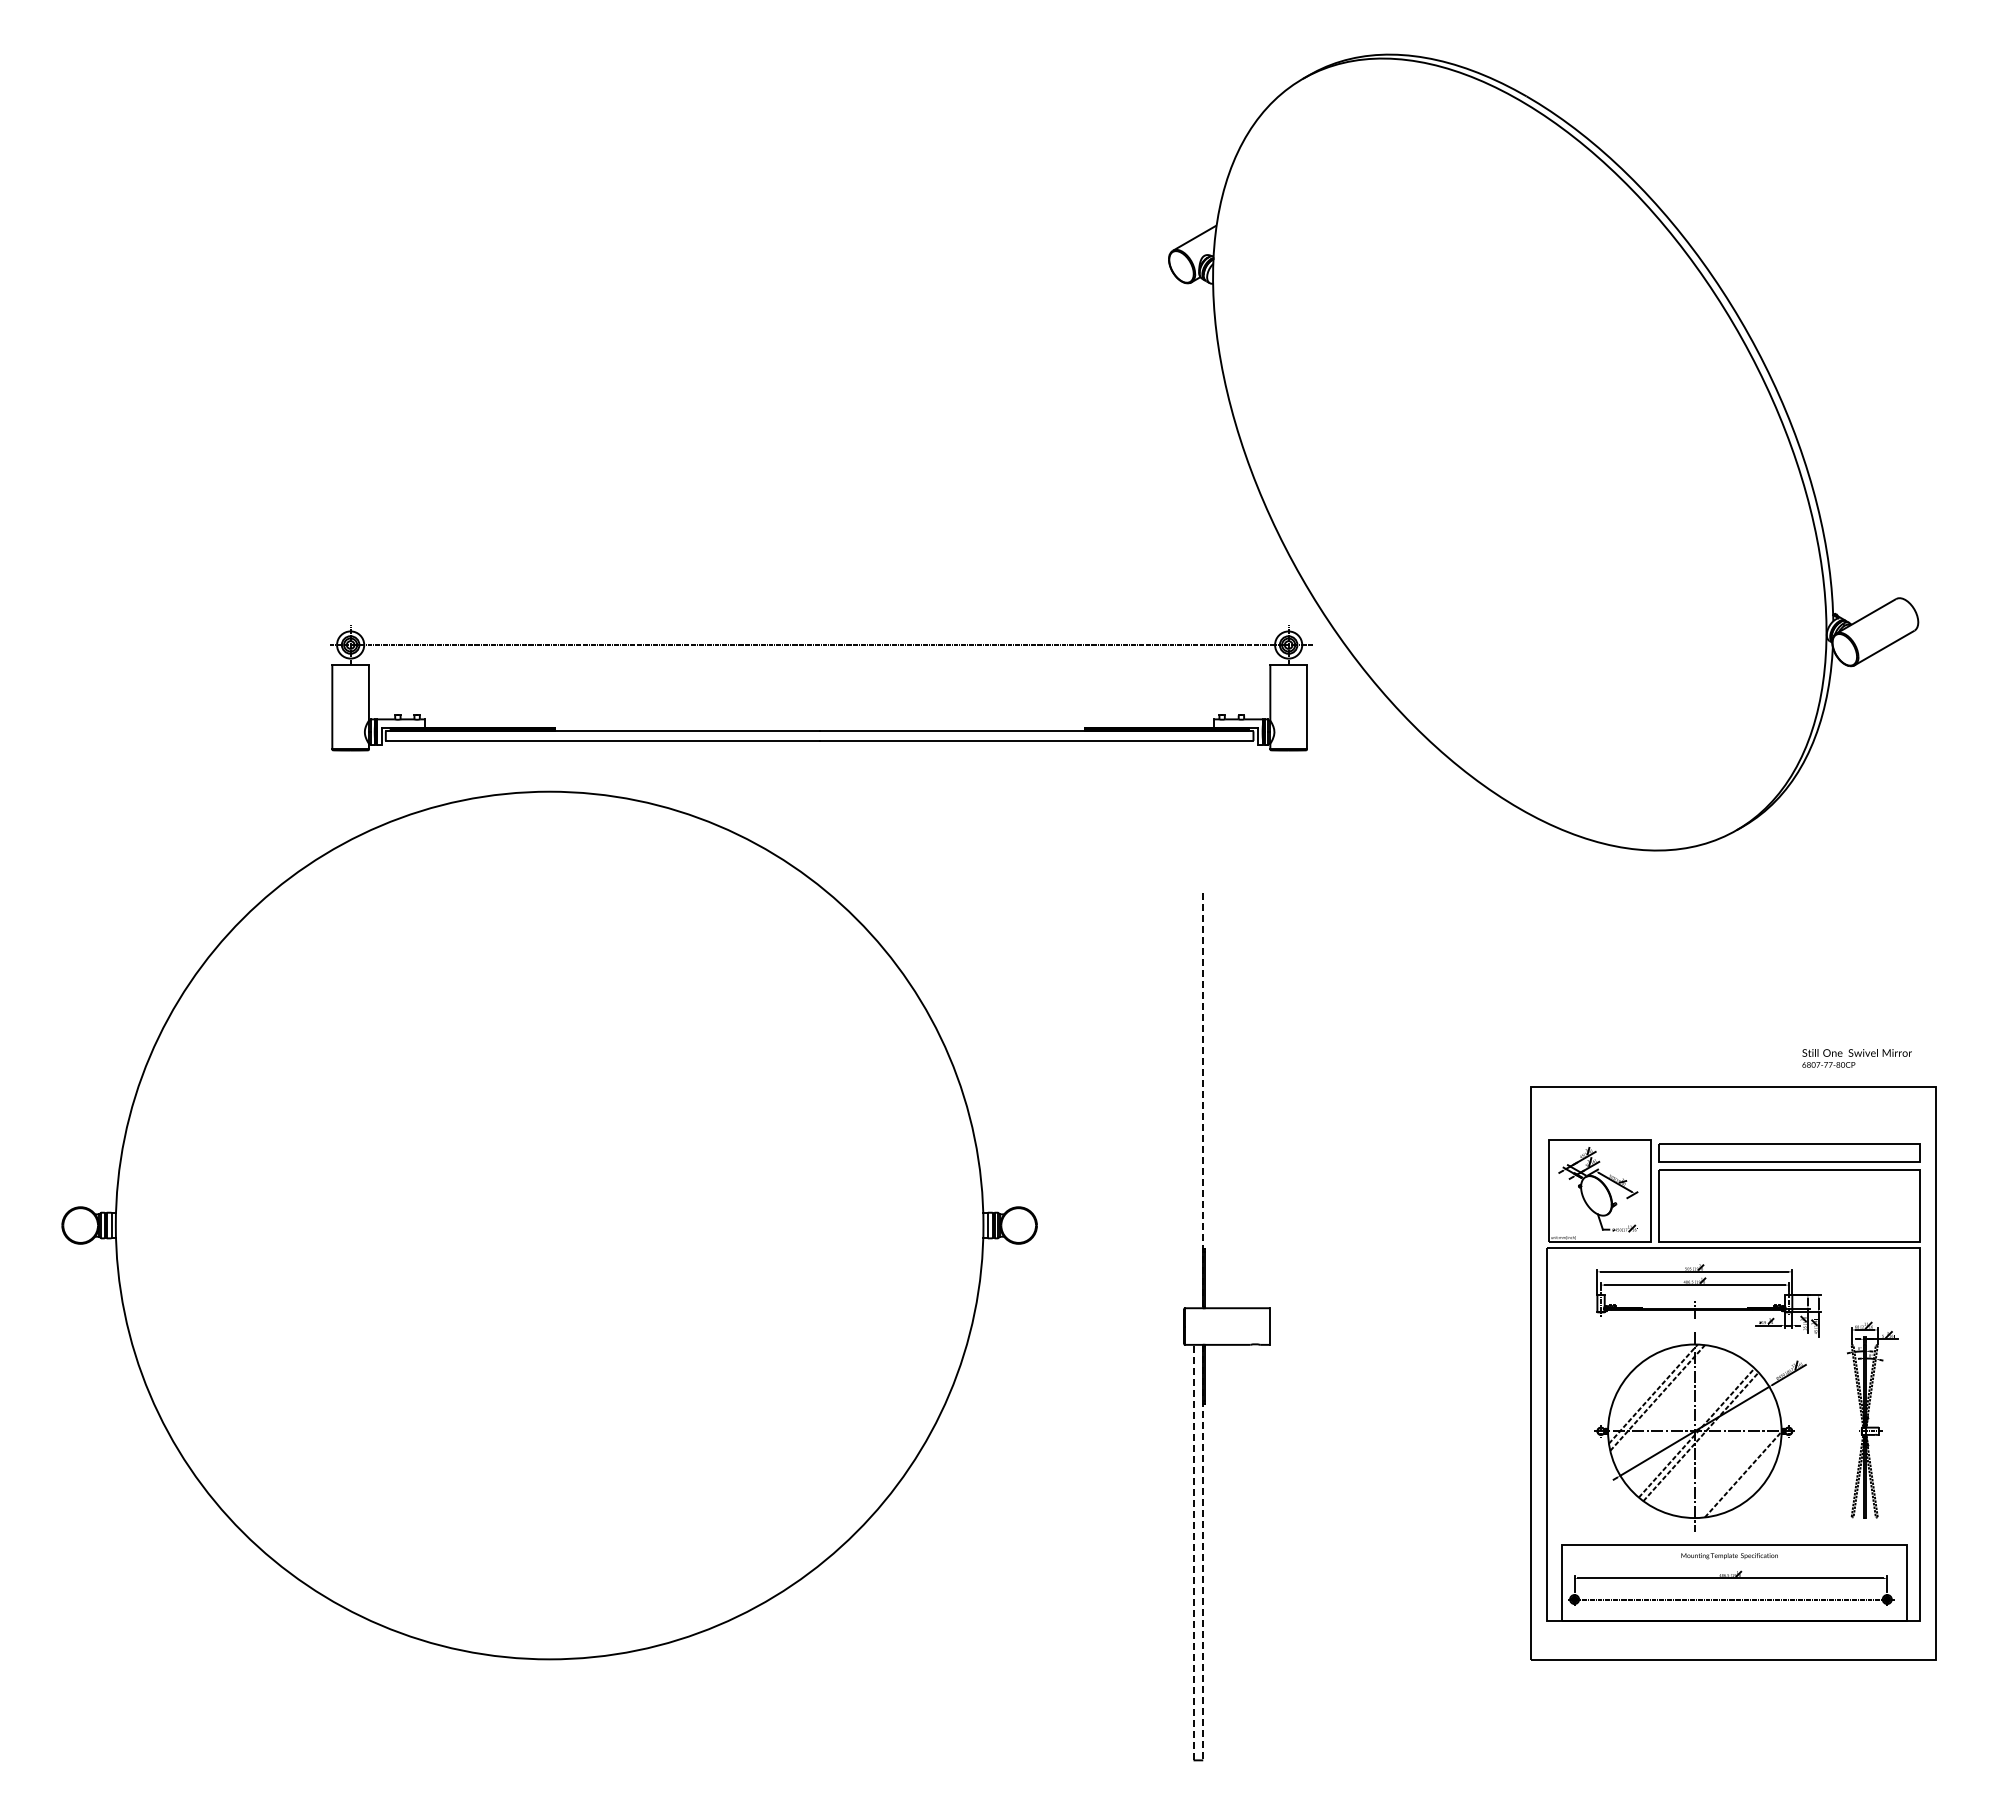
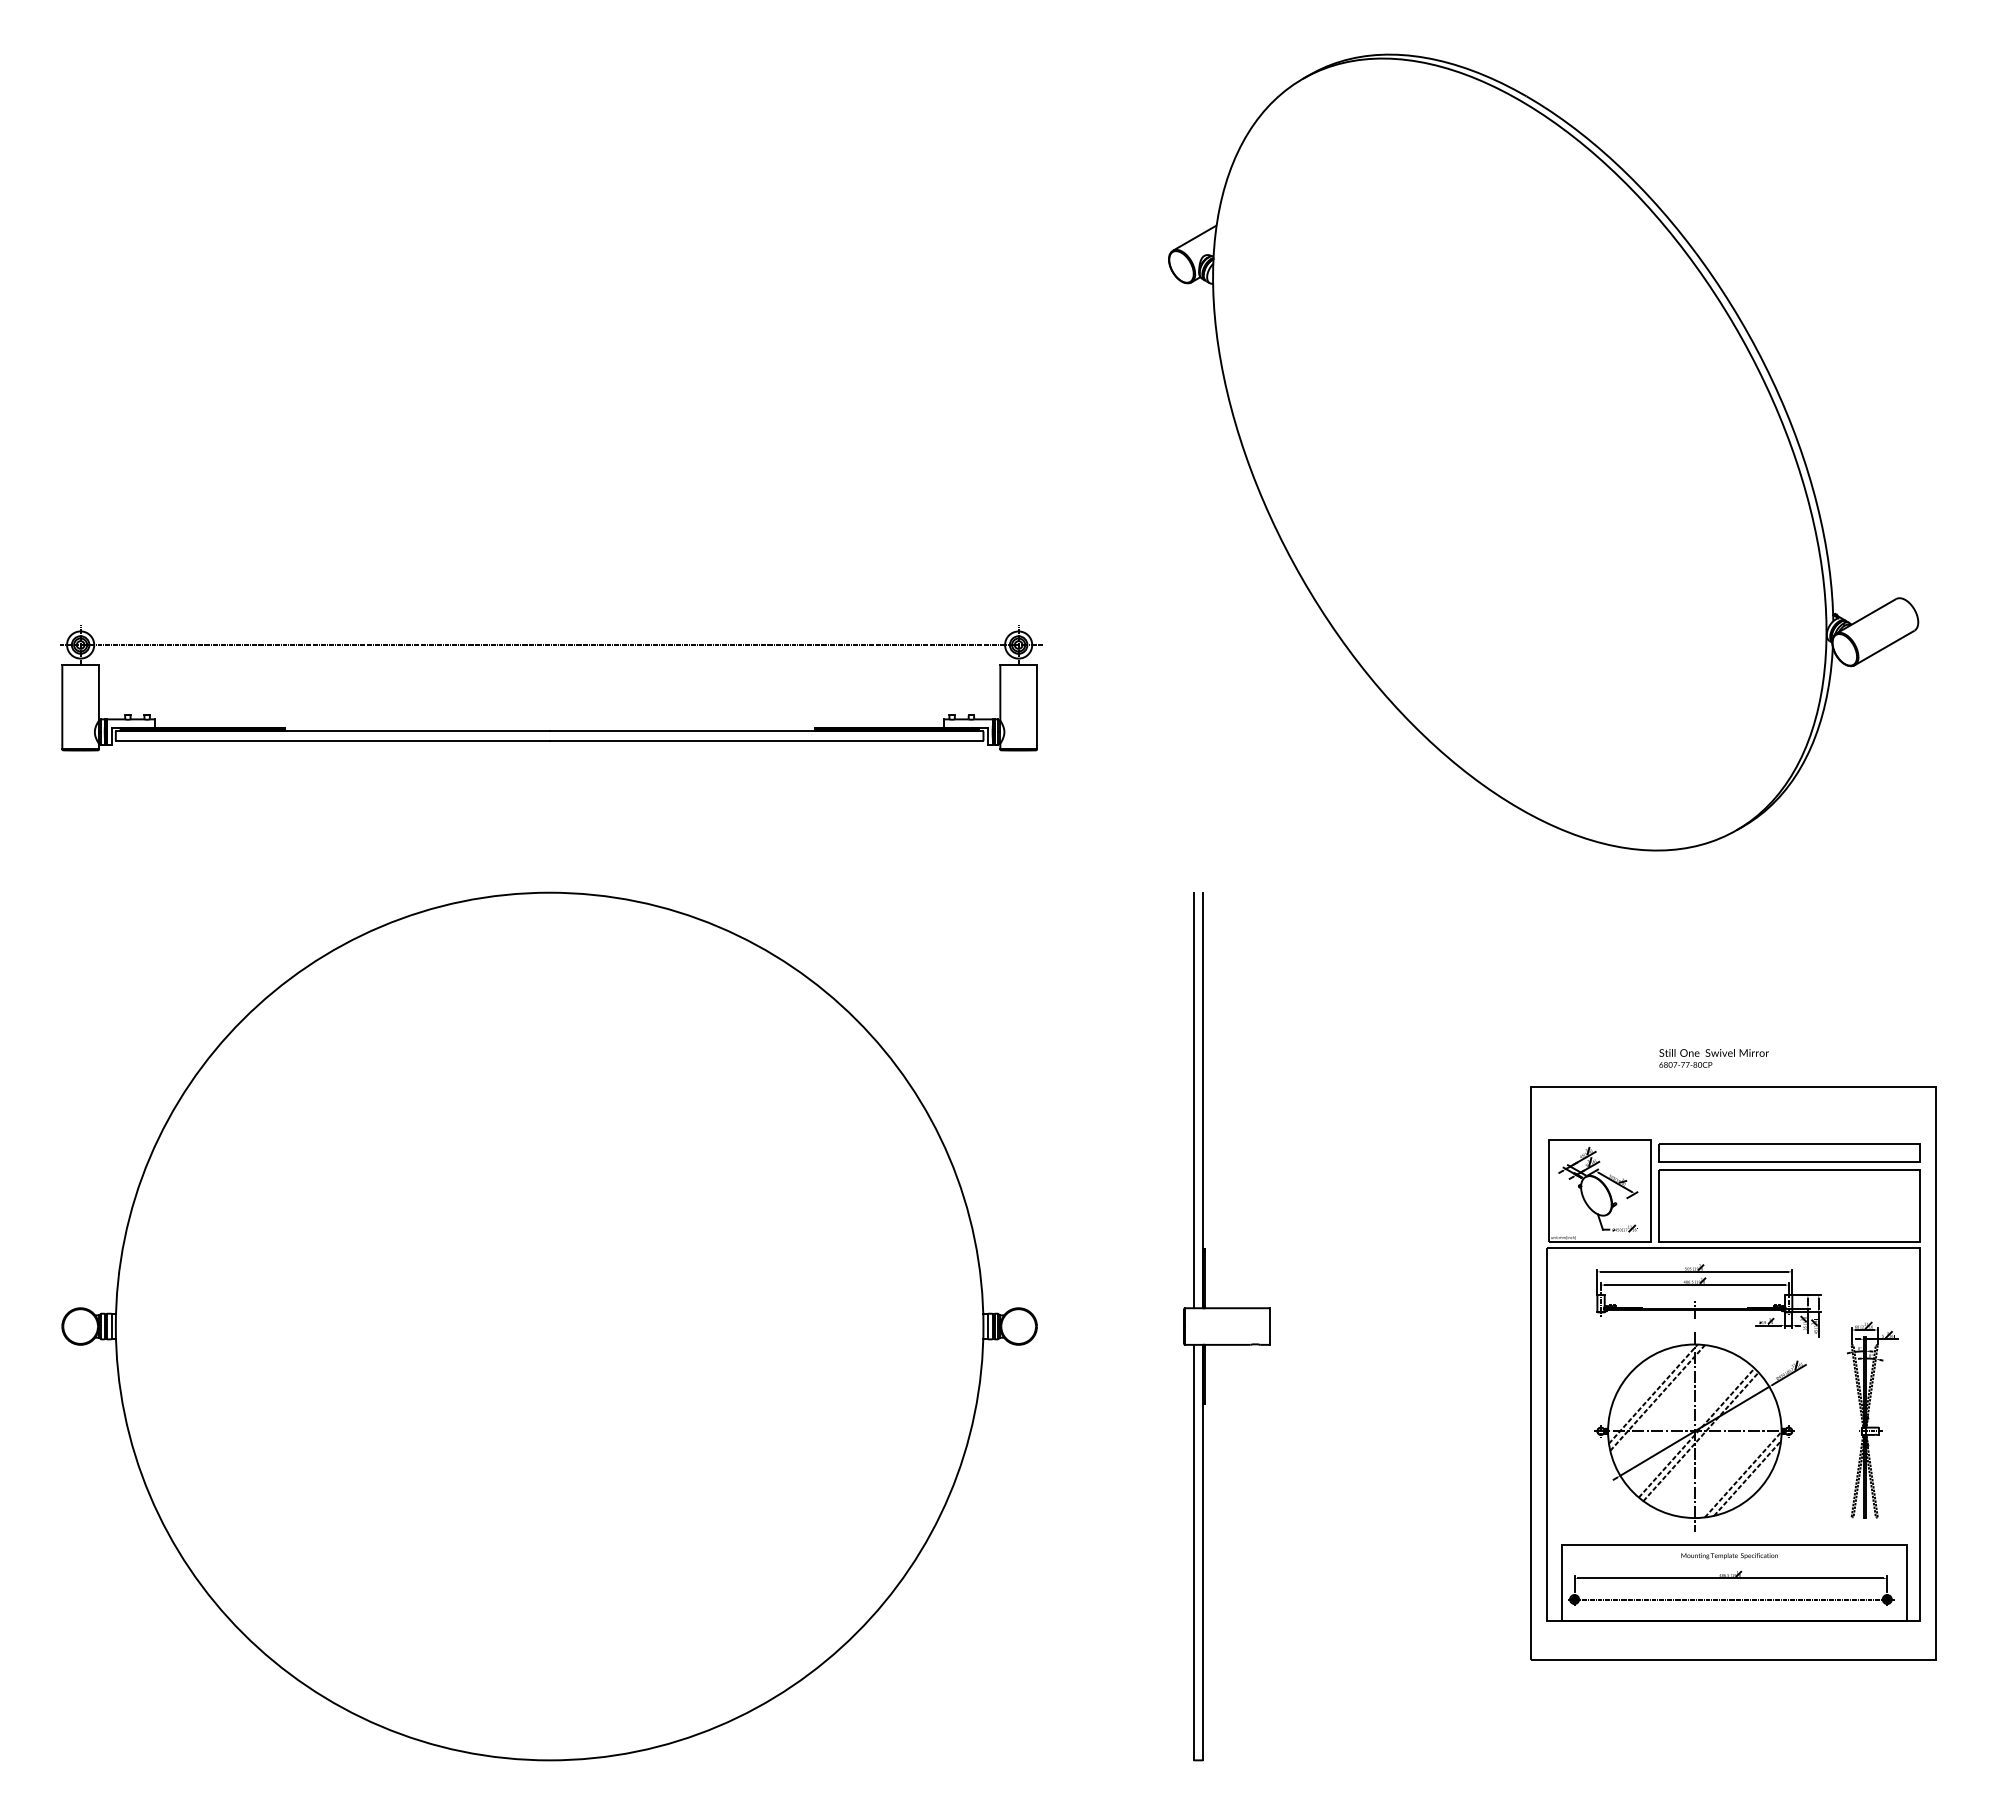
part position: (821, 730) -> (551, 730) (551, 730)
text position: (1856, 1058) -> (1713, 1058) (1713, 1058)
line: none -> present (1193, 1100)
line: dashed -> solid (1203, 1100)
part position: (549, 1225) -> (549, 1326) (549, 1326)
line: none -> present (1747, 1478)
line: dashed -> solid (1193, 1552)
line: dashed -> solid (1203, 1552)
